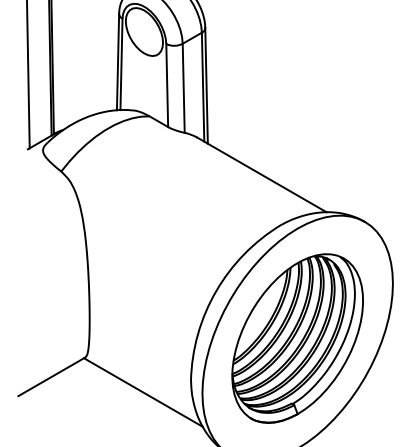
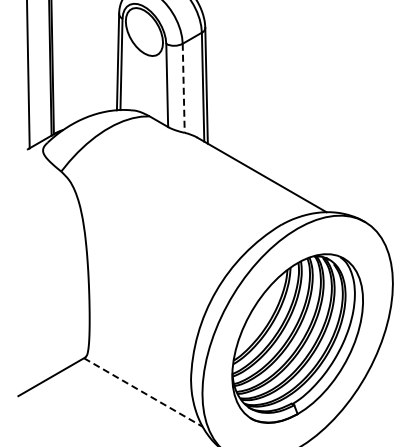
line: solid -> dashed (183, 88)
line: solid -> dashed (143, 392)
